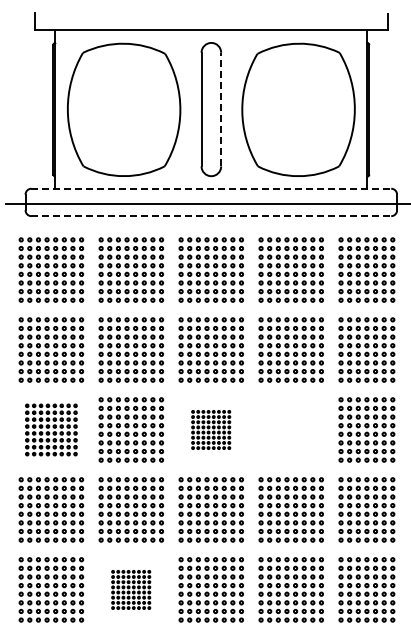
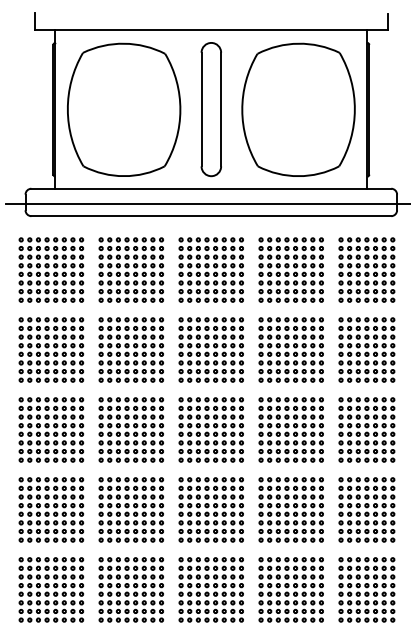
line: dashed -> solid (221, 109)
line: dashed -> solid (211, 188)
line: dashed -> solid (211, 216)
part size: 53x54 px -> 67x66 px (51, 429)
part size: 41x40 px -> 66x66 px (210, 429)
part: none -> present (290, 429)
part size: 41x40 px -> 66x66 px (130, 589)
